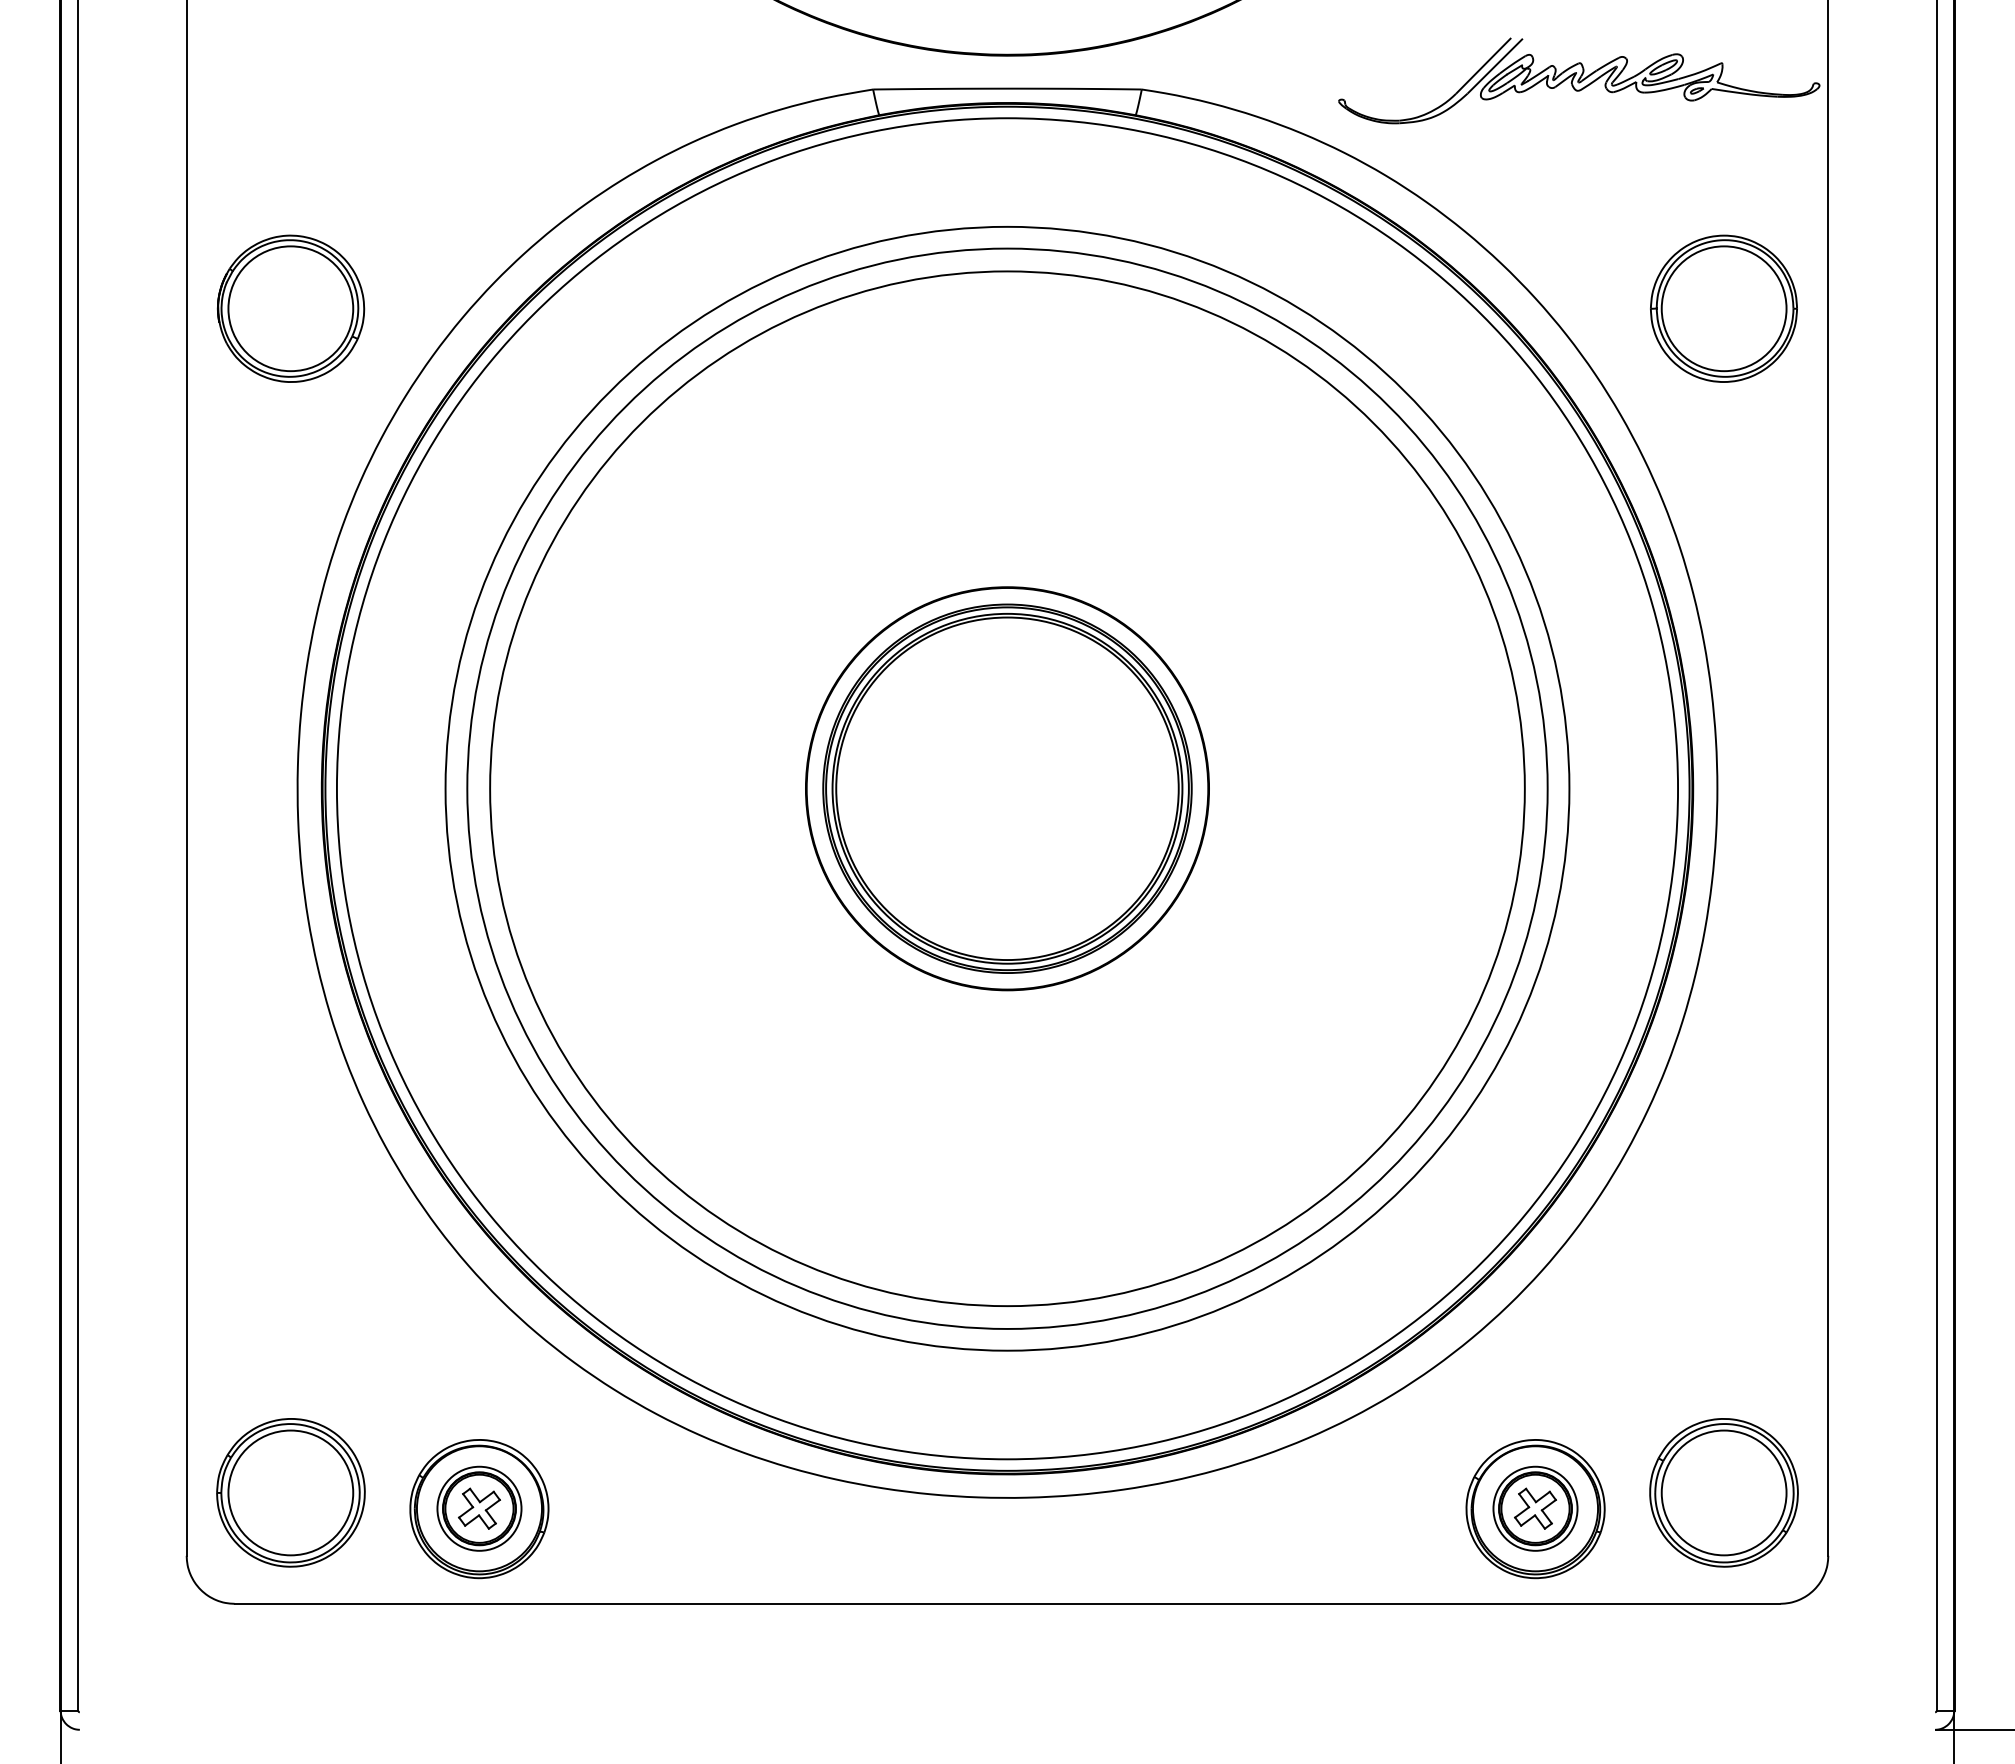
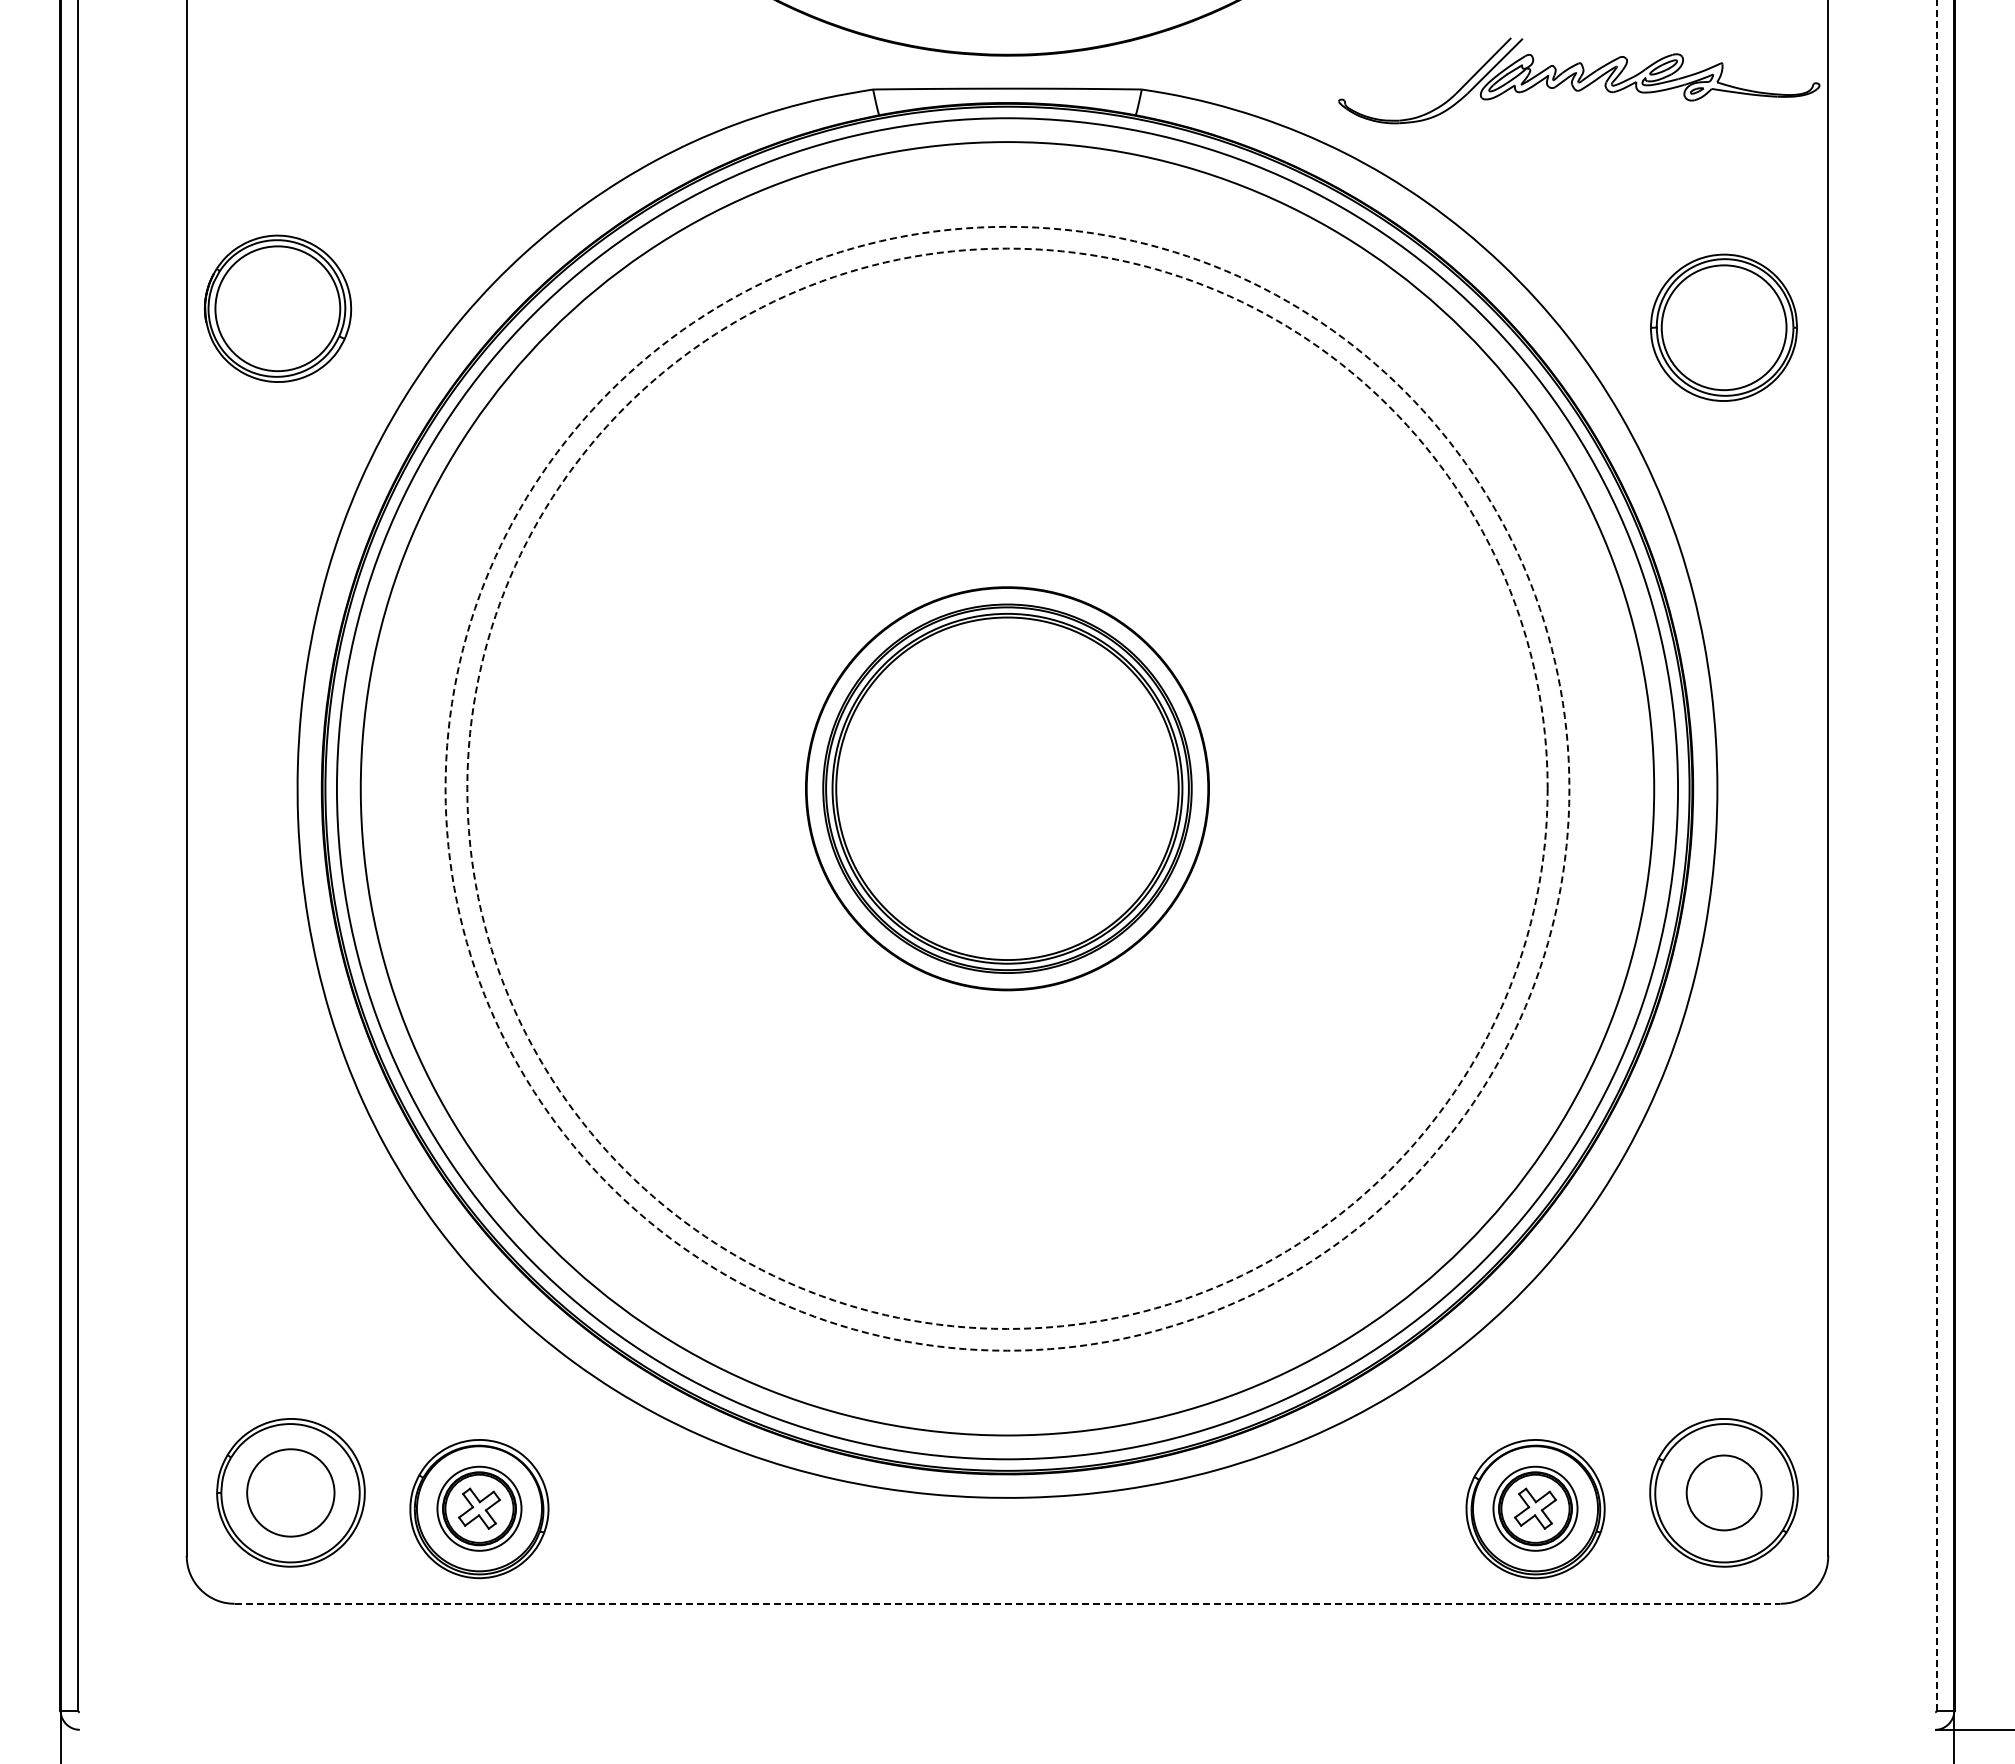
part position: (290, 308) -> (277, 308) (277, 308)
part position: (1723, 308) -> (1723, 327) (1723, 327)
circle diameter: 1035 px -> 1293 px (1007, 788)
circle: solid -> dashed (1007, 788)
circle: solid -> dashed (1007, 788)
line: solid -> dashed (1936, 855)
circle diameter: 125 px -> 87 px (290, 1492)
circle diameter: 125 px -> 75 px (1723, 1492)
line: solid -> dashed (1007, 1603)
